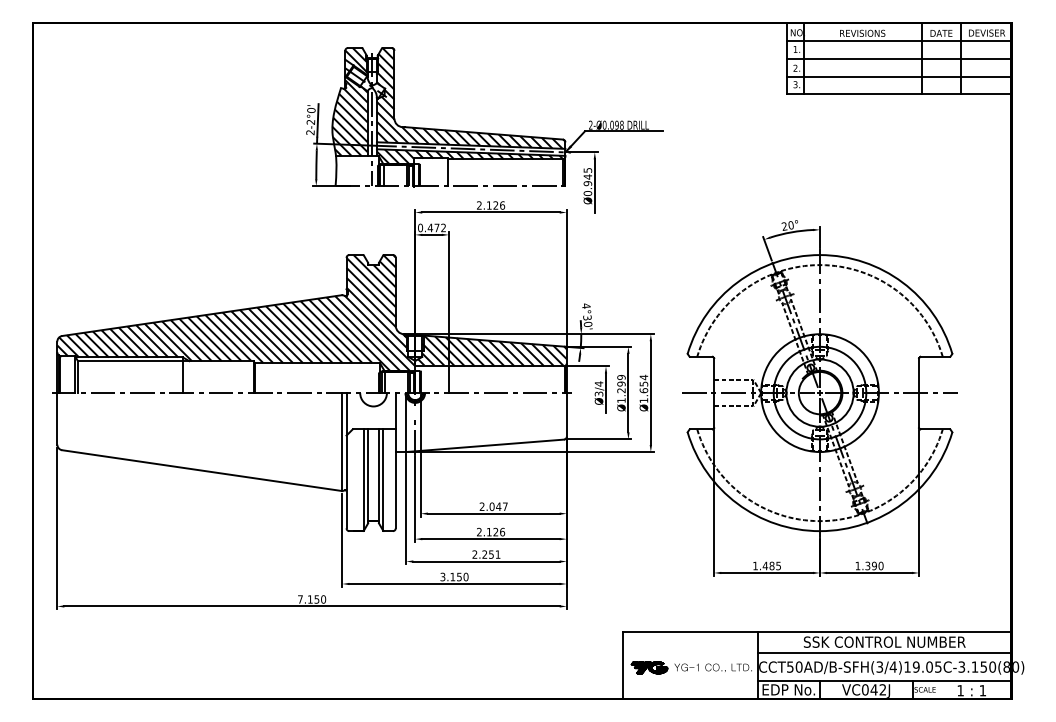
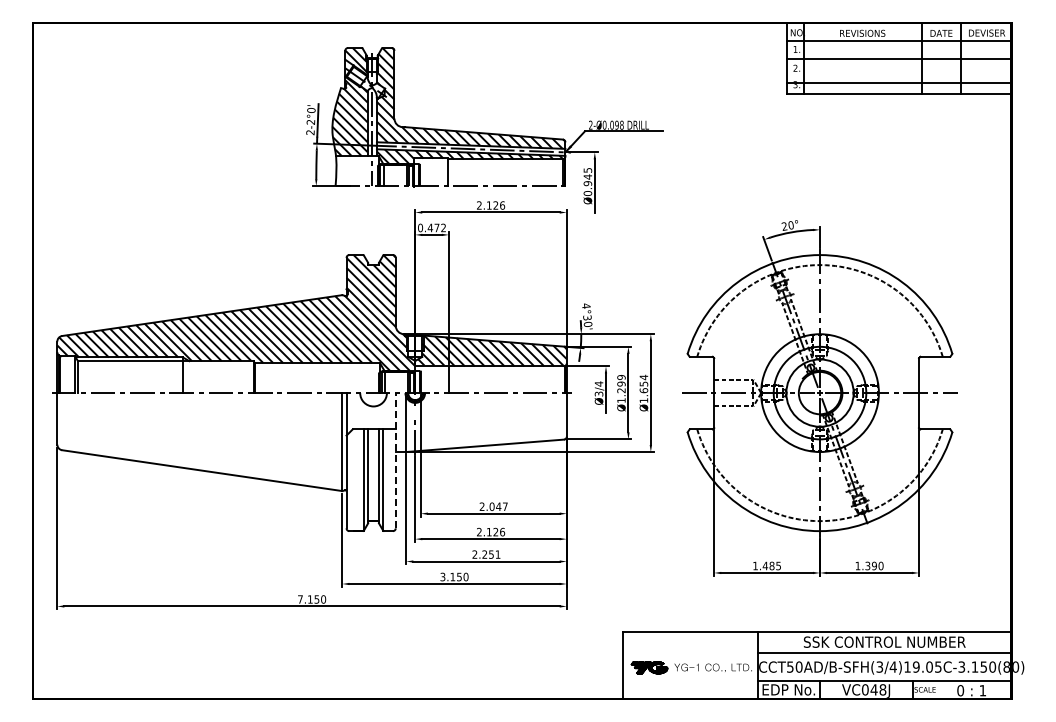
line position: (899, 76) -> (899, 82) (899, 82)
line: solid -> dashed (395, 460)
text: VC042J -> VC048J (882, 689)
text: 1 -> 0 (960, 690)
